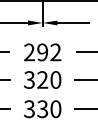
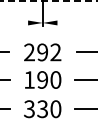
line: solid -> dashed (49, 1)
line: present -> none (15, 22)
line: present -> none (73, 22)
text: 320 -> 190 (35, 79)
